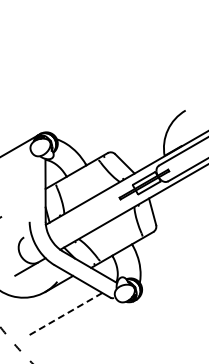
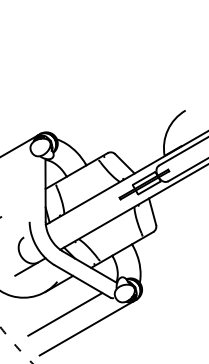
line: dashed -> solid (65, 314)
line: none -> present (86, 328)
